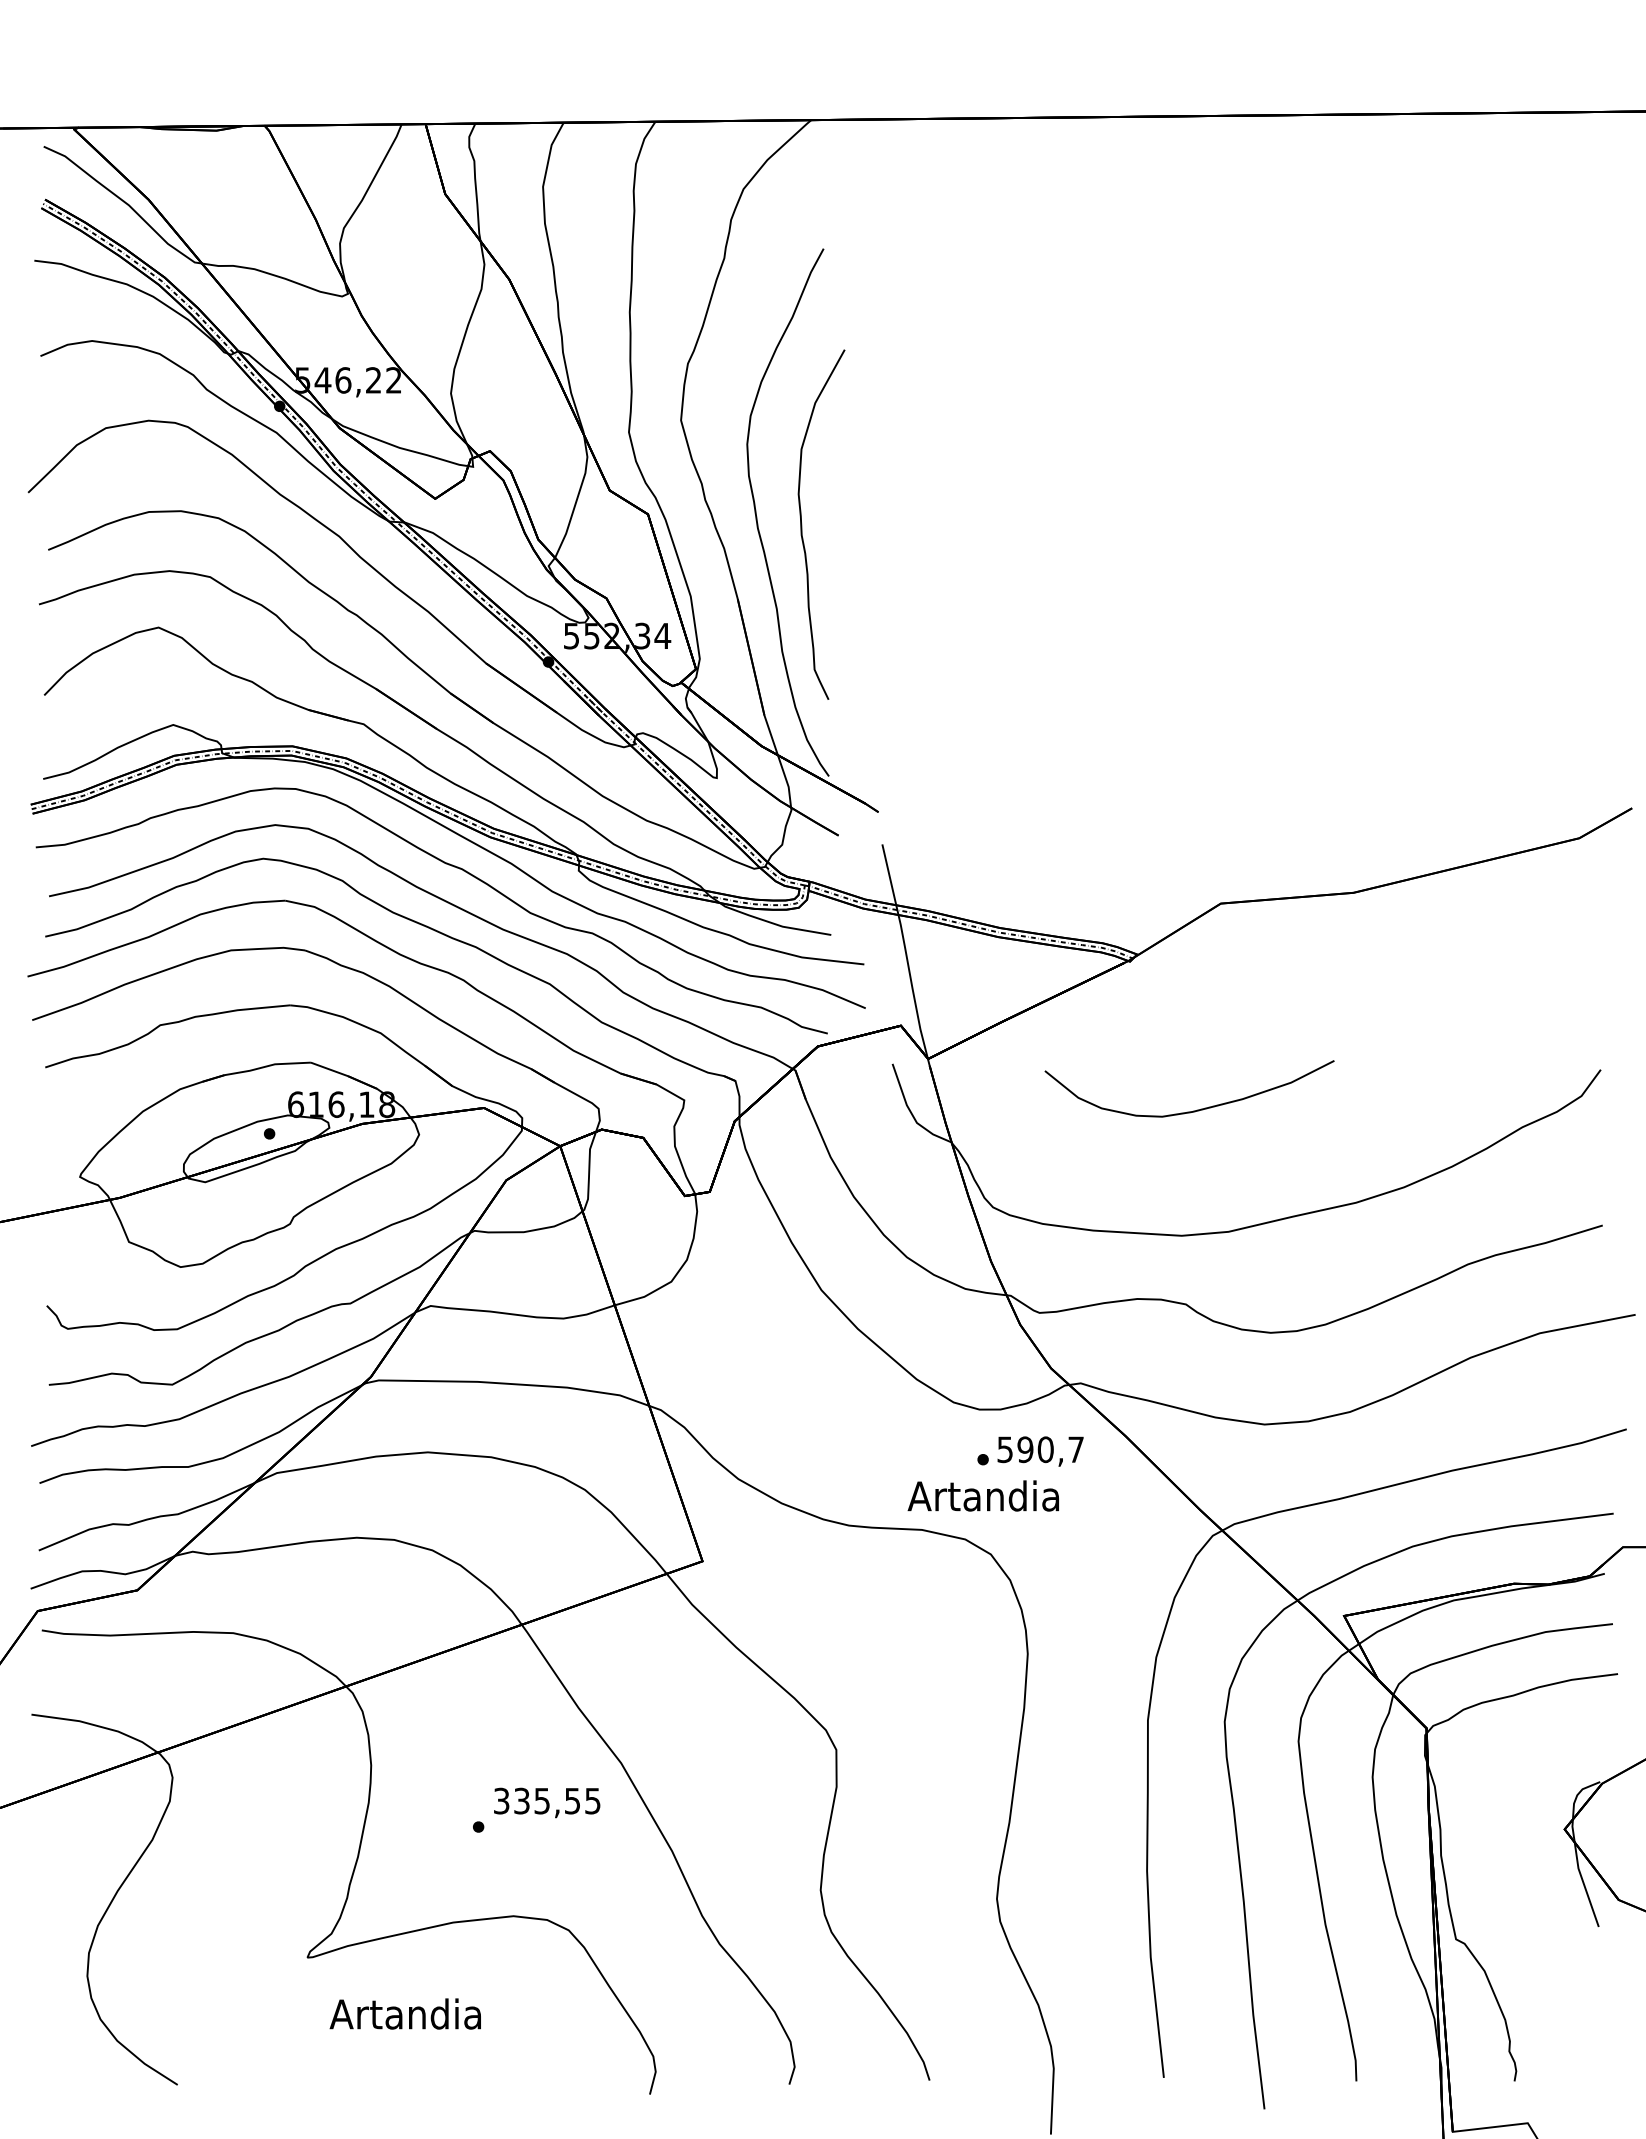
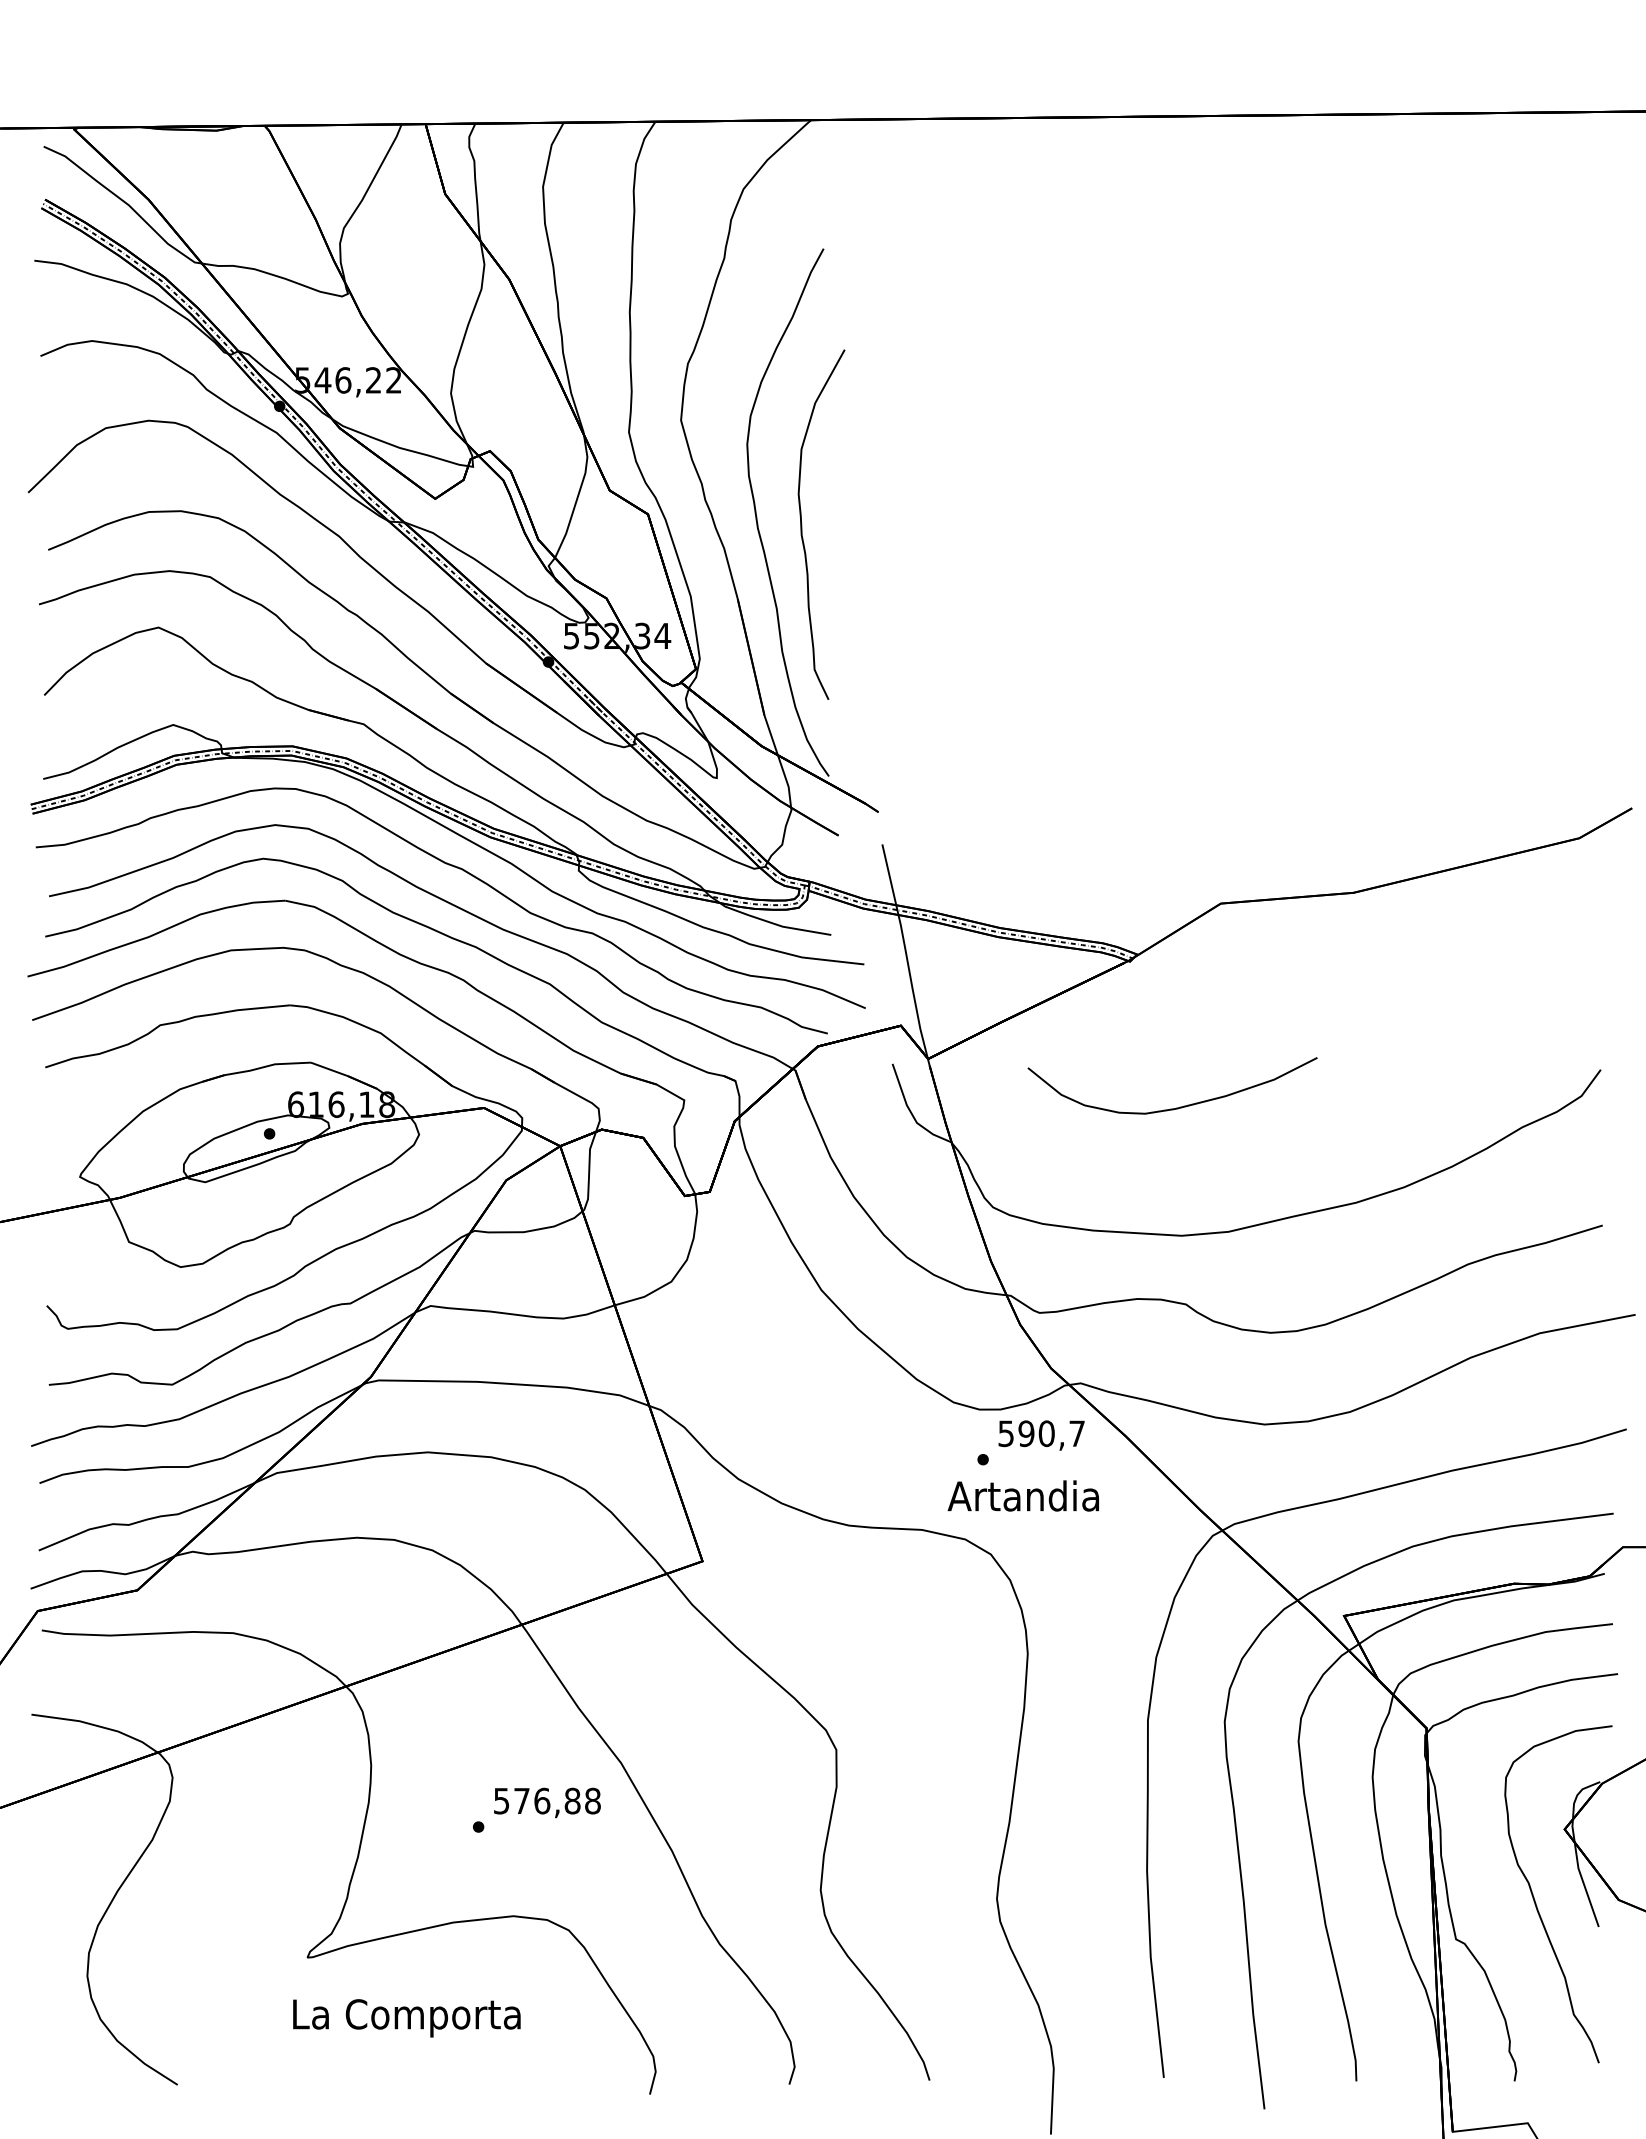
curve position: (1193, 1110) -> (1176, 1107) (1176, 1107)
text position: (1040, 1451) -> (1041, 1435) (1041, 1435)
text position: (982, 1495) -> (1022, 1495) (1022, 1495)
text: 335,55 -> 576,88 (547, 1800)
curve: none -> present (1535, 1900)
text: Artandia -> La Comporta (406, 2017)
